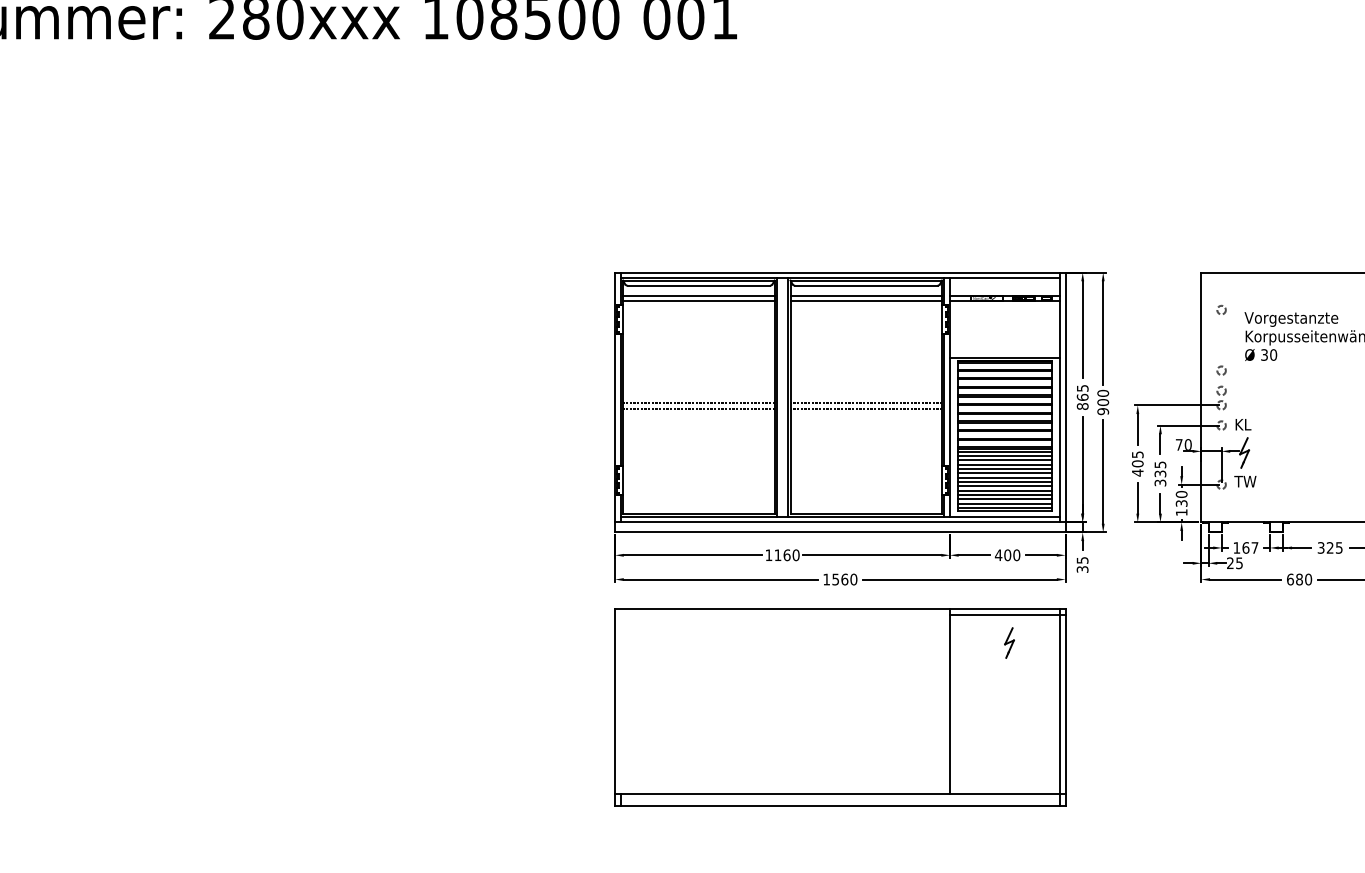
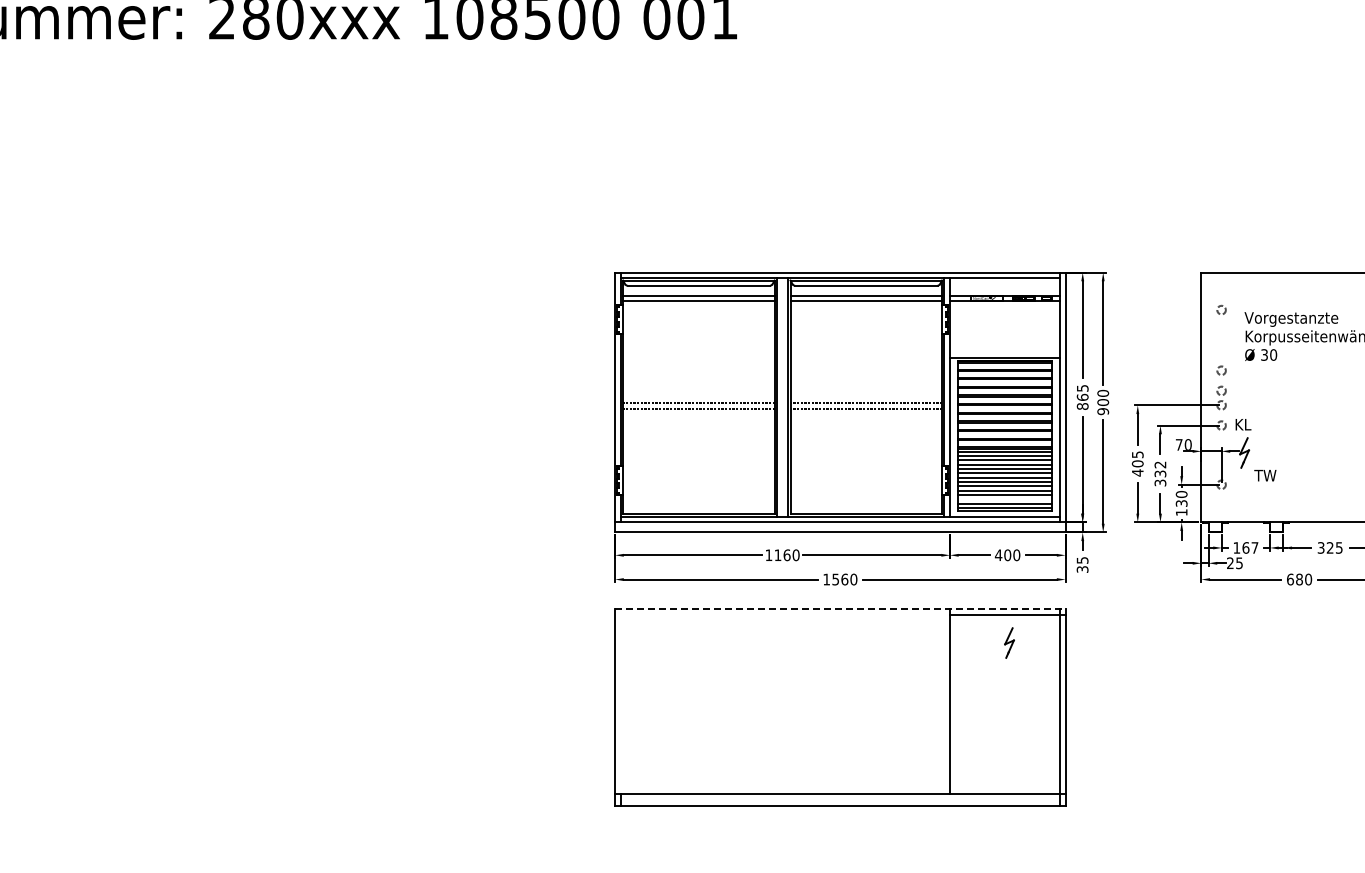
text: 335 -> 332 (1160, 464)
text position: (1245, 481) -> (1265, 475) (1265, 475)
line: present -> none (1004, 499)
line: solid -> dashed (840, 609)
